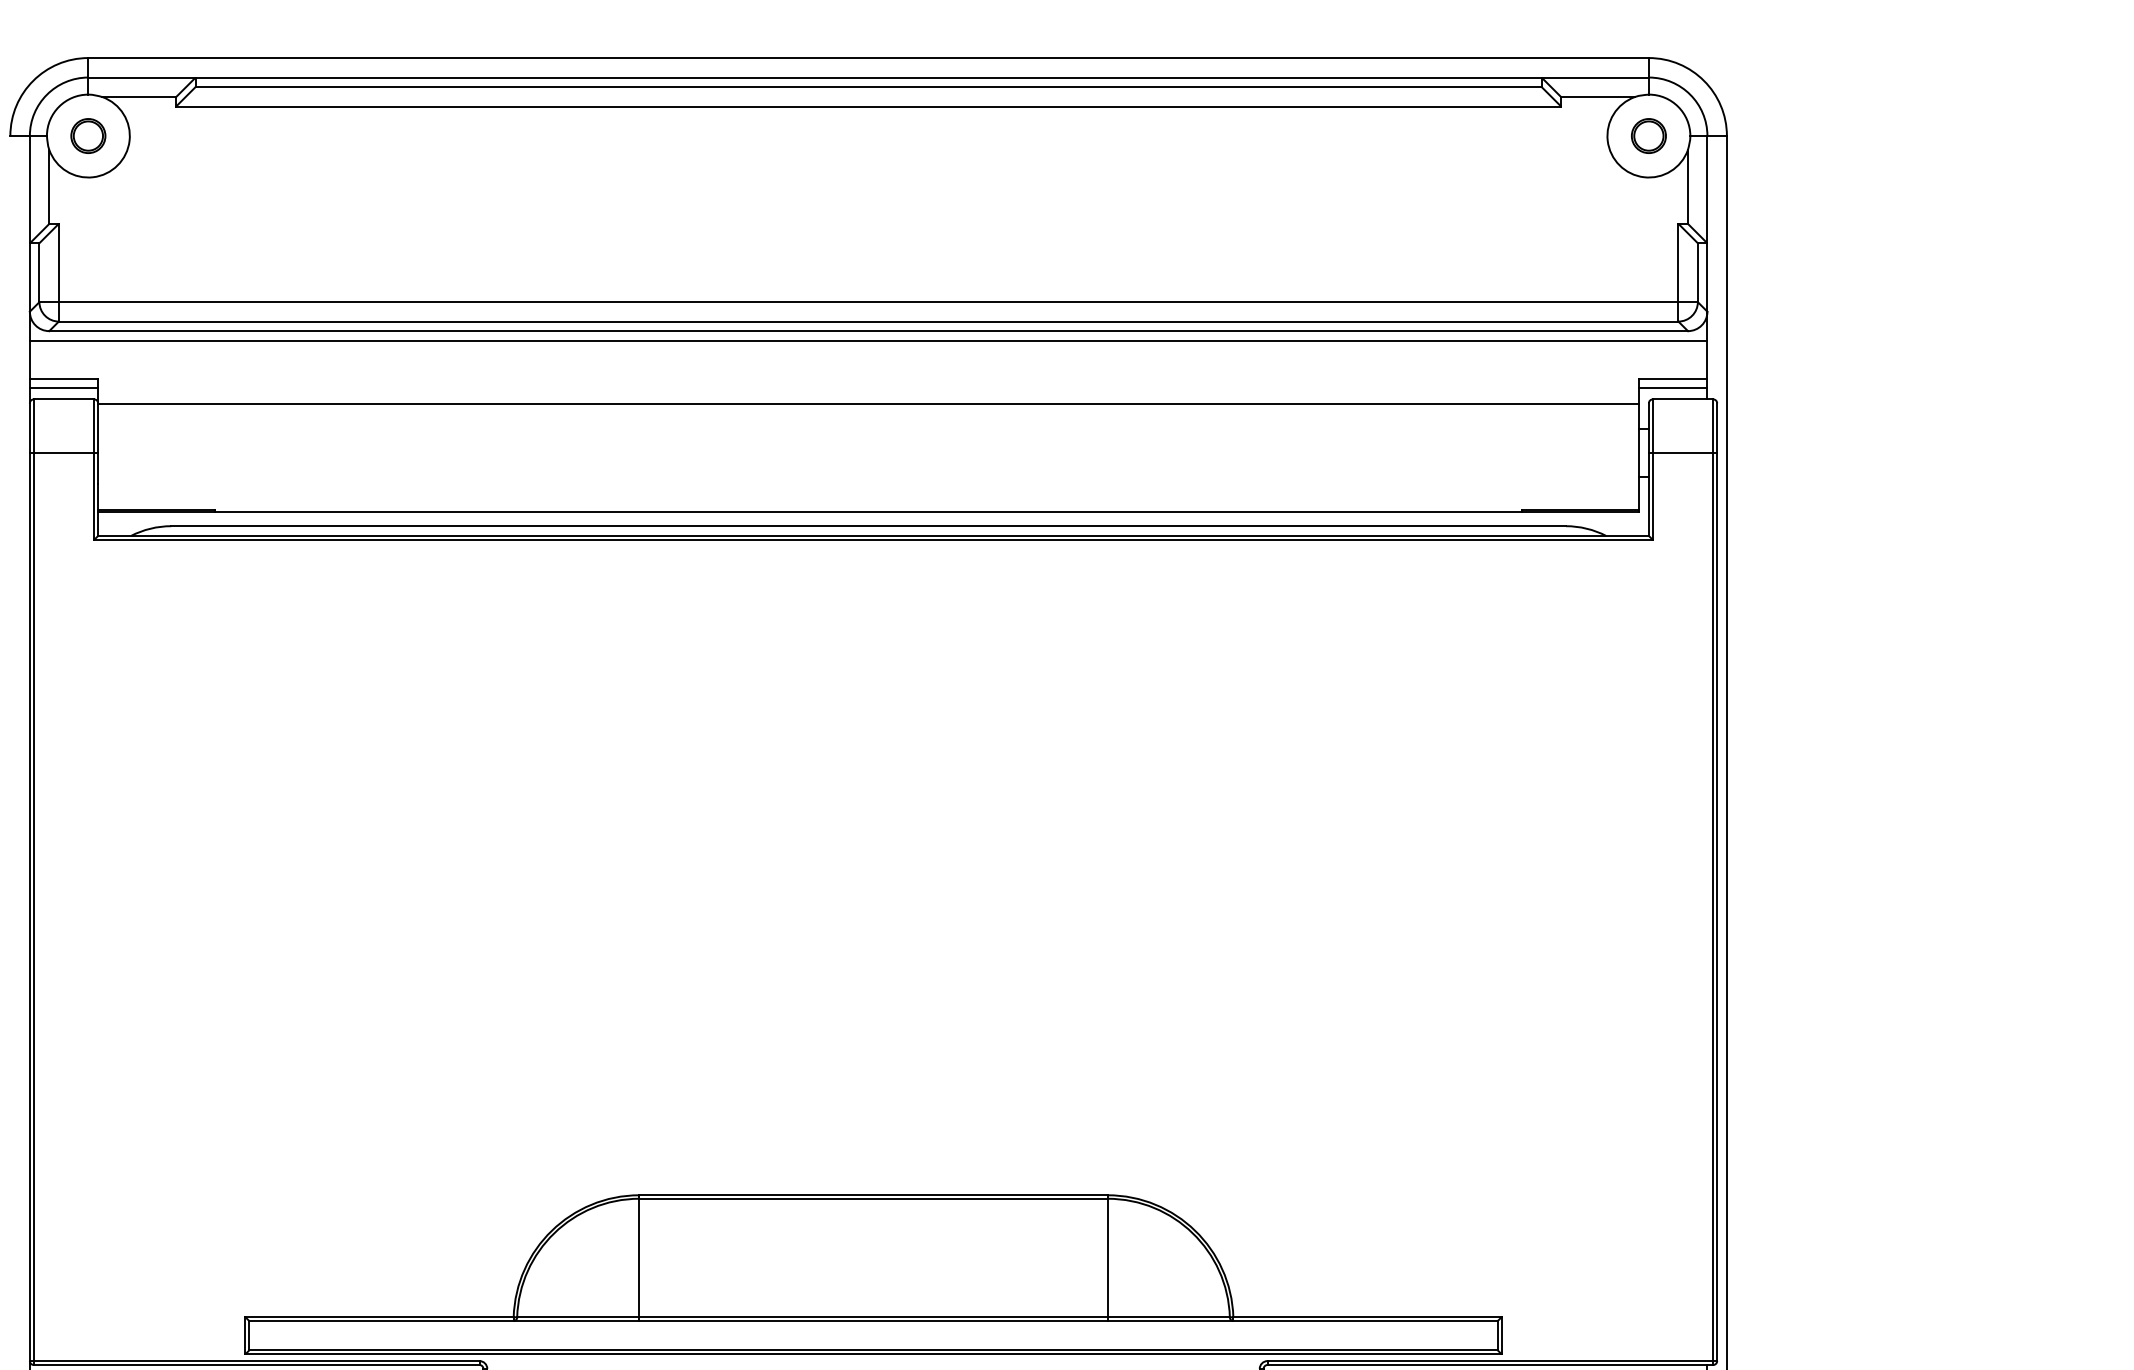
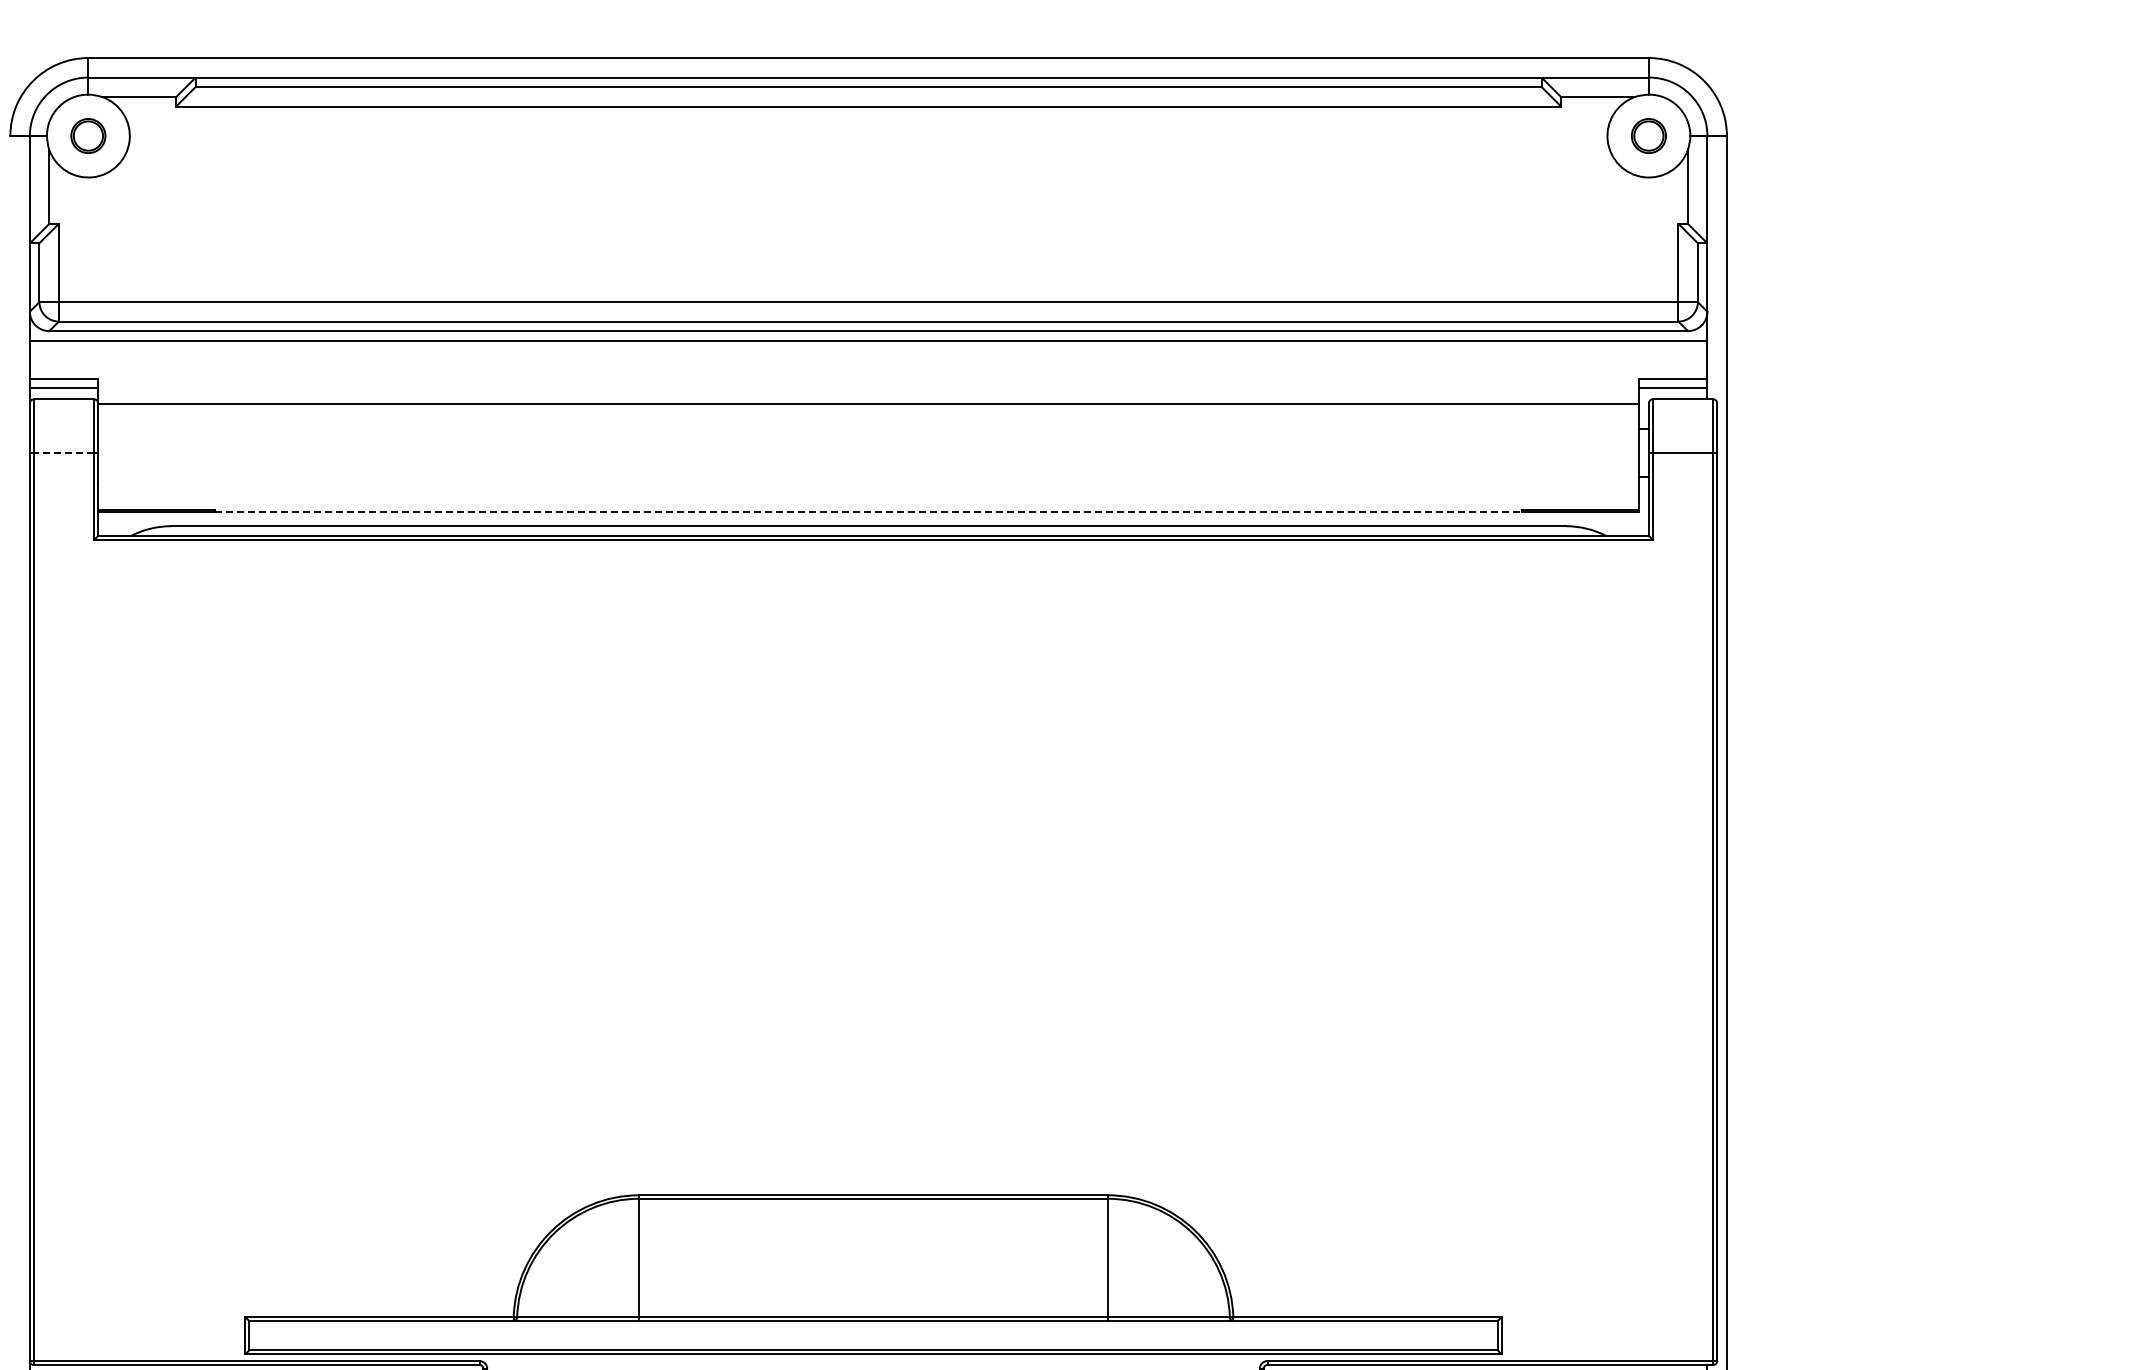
line: solid -> dashed (63, 453)
line: solid -> dashed (869, 511)
